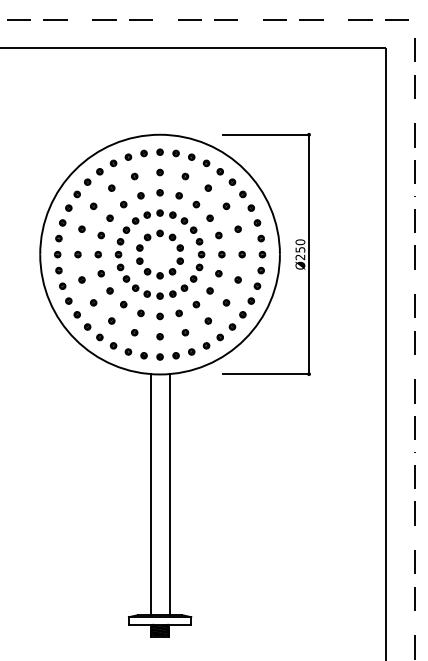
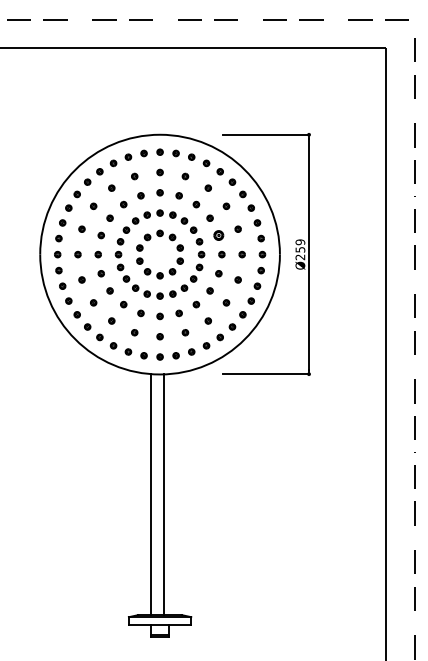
part size: 8x9 px -> 12x11 px (218, 235)
text: Ø250 -> Ø259 (300, 242)
line position: (169, 494) -> (163, 494) (163, 494)
hatch: present -> none (159, 629)
